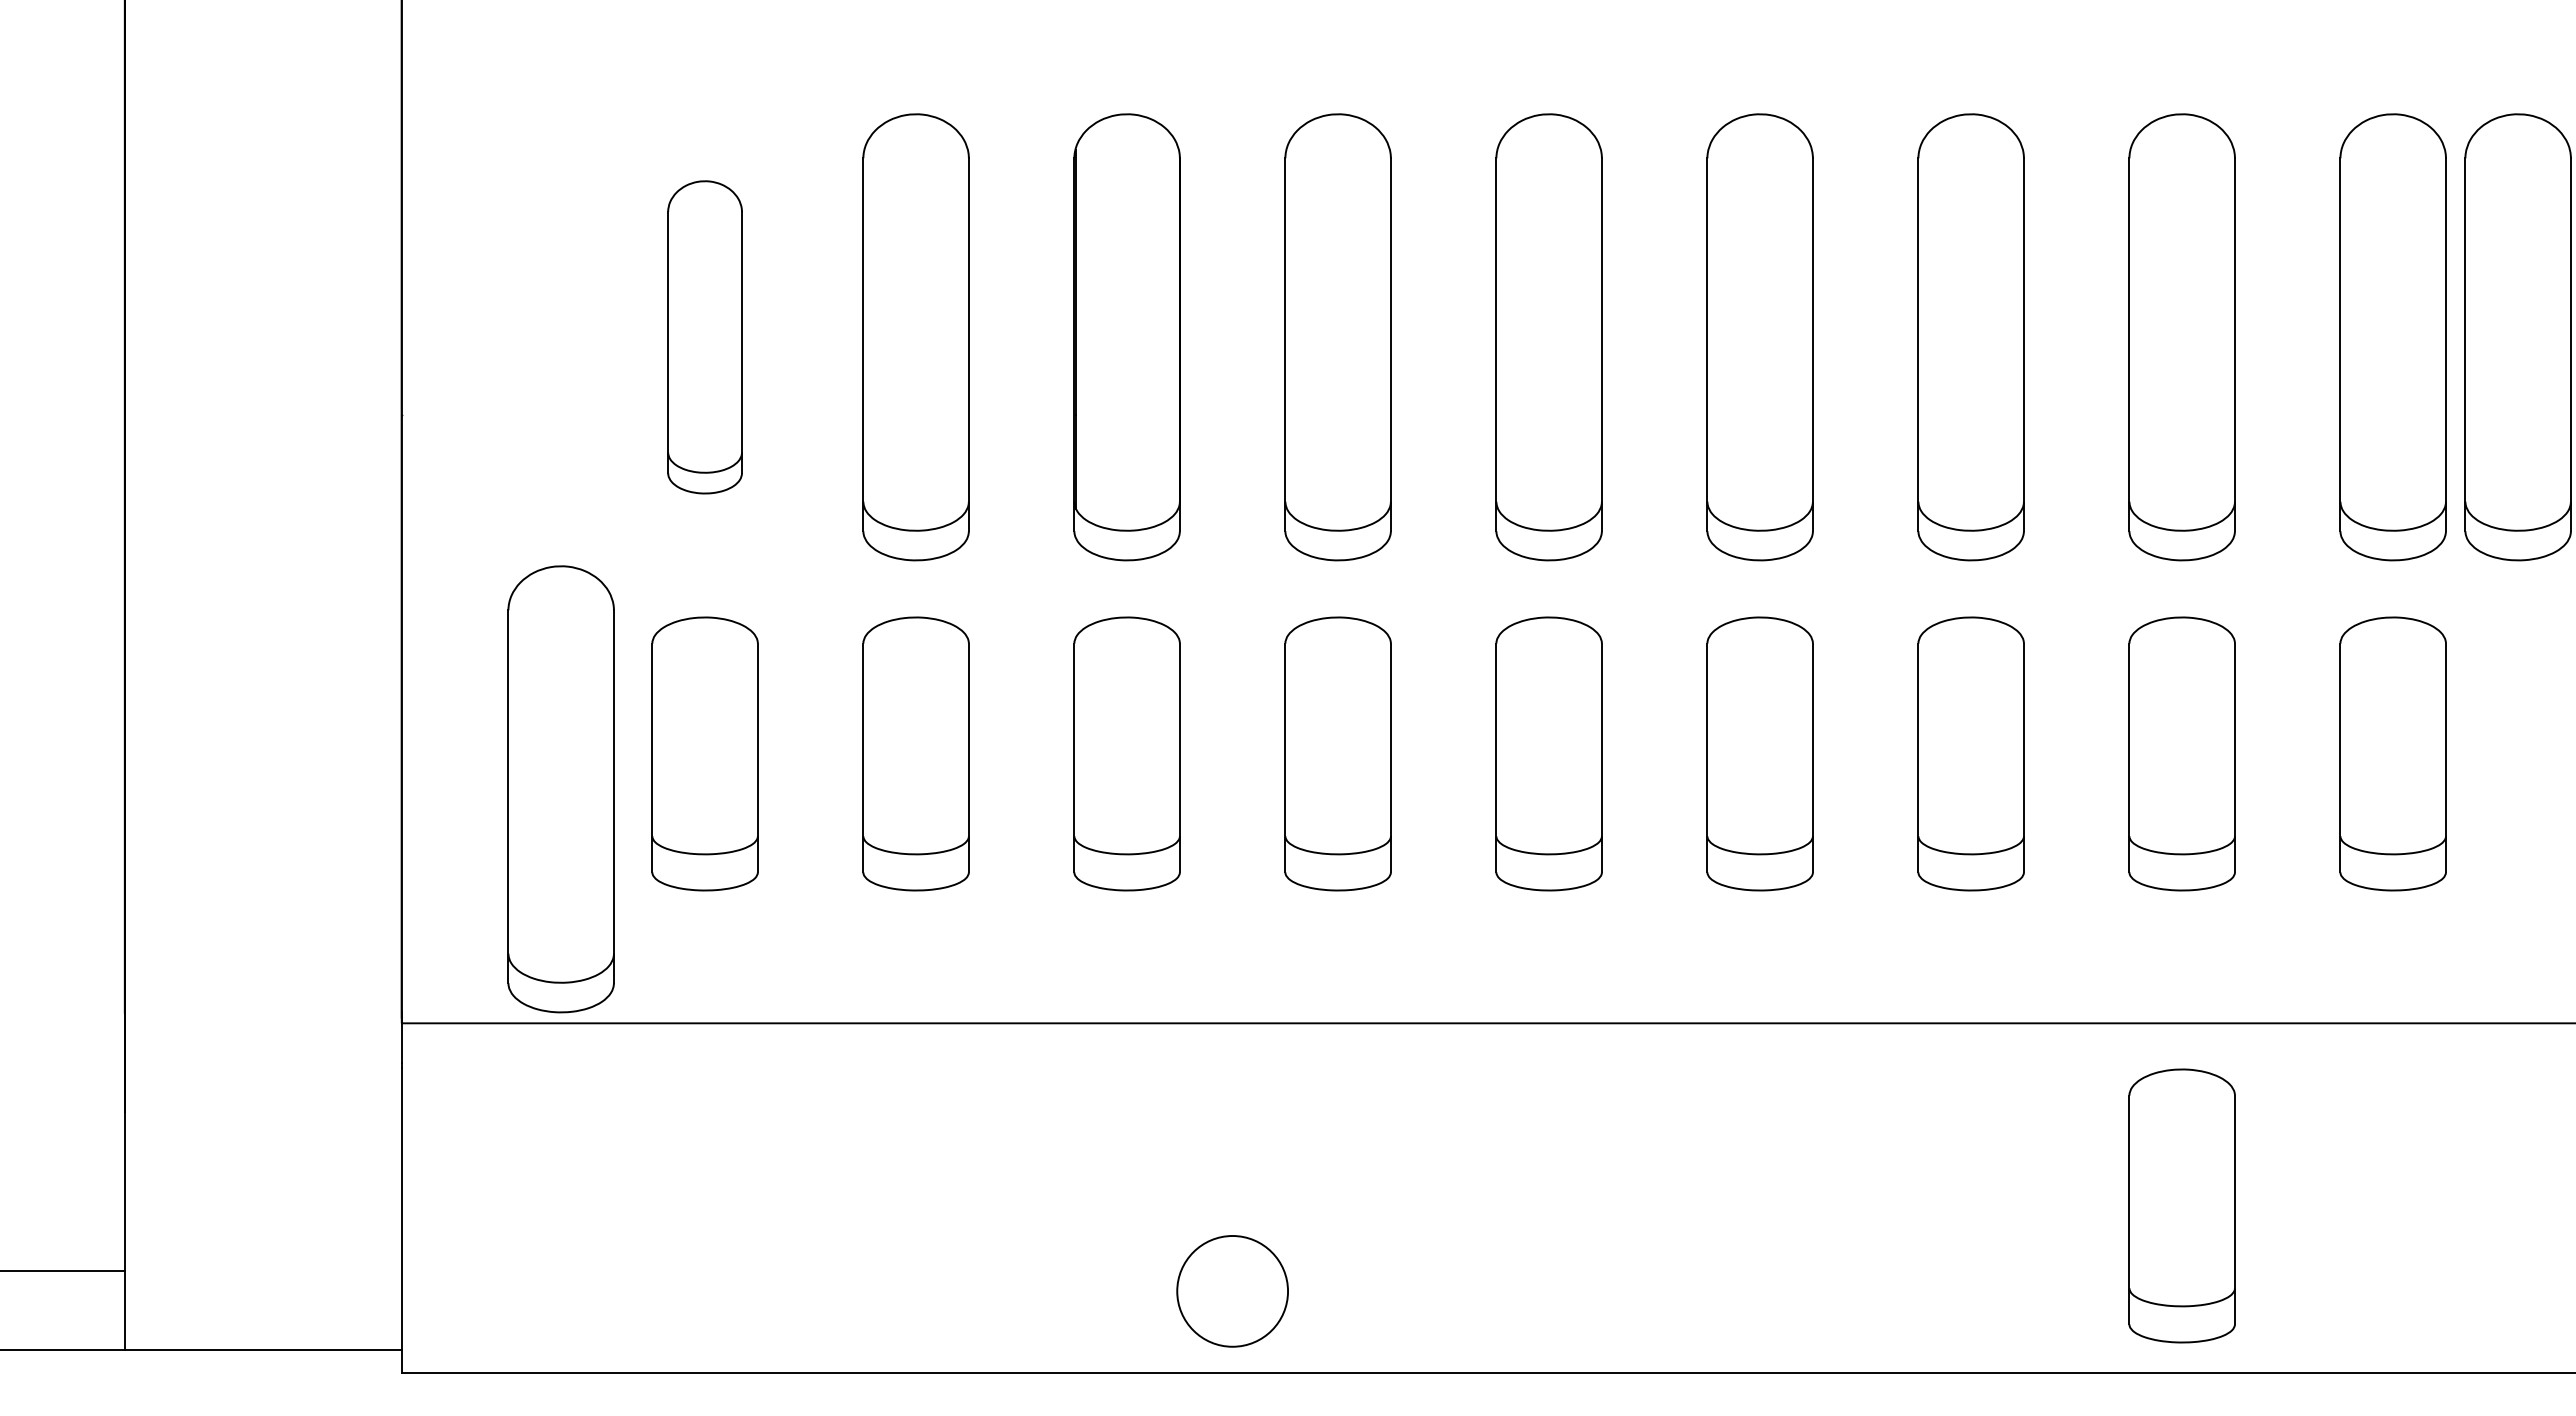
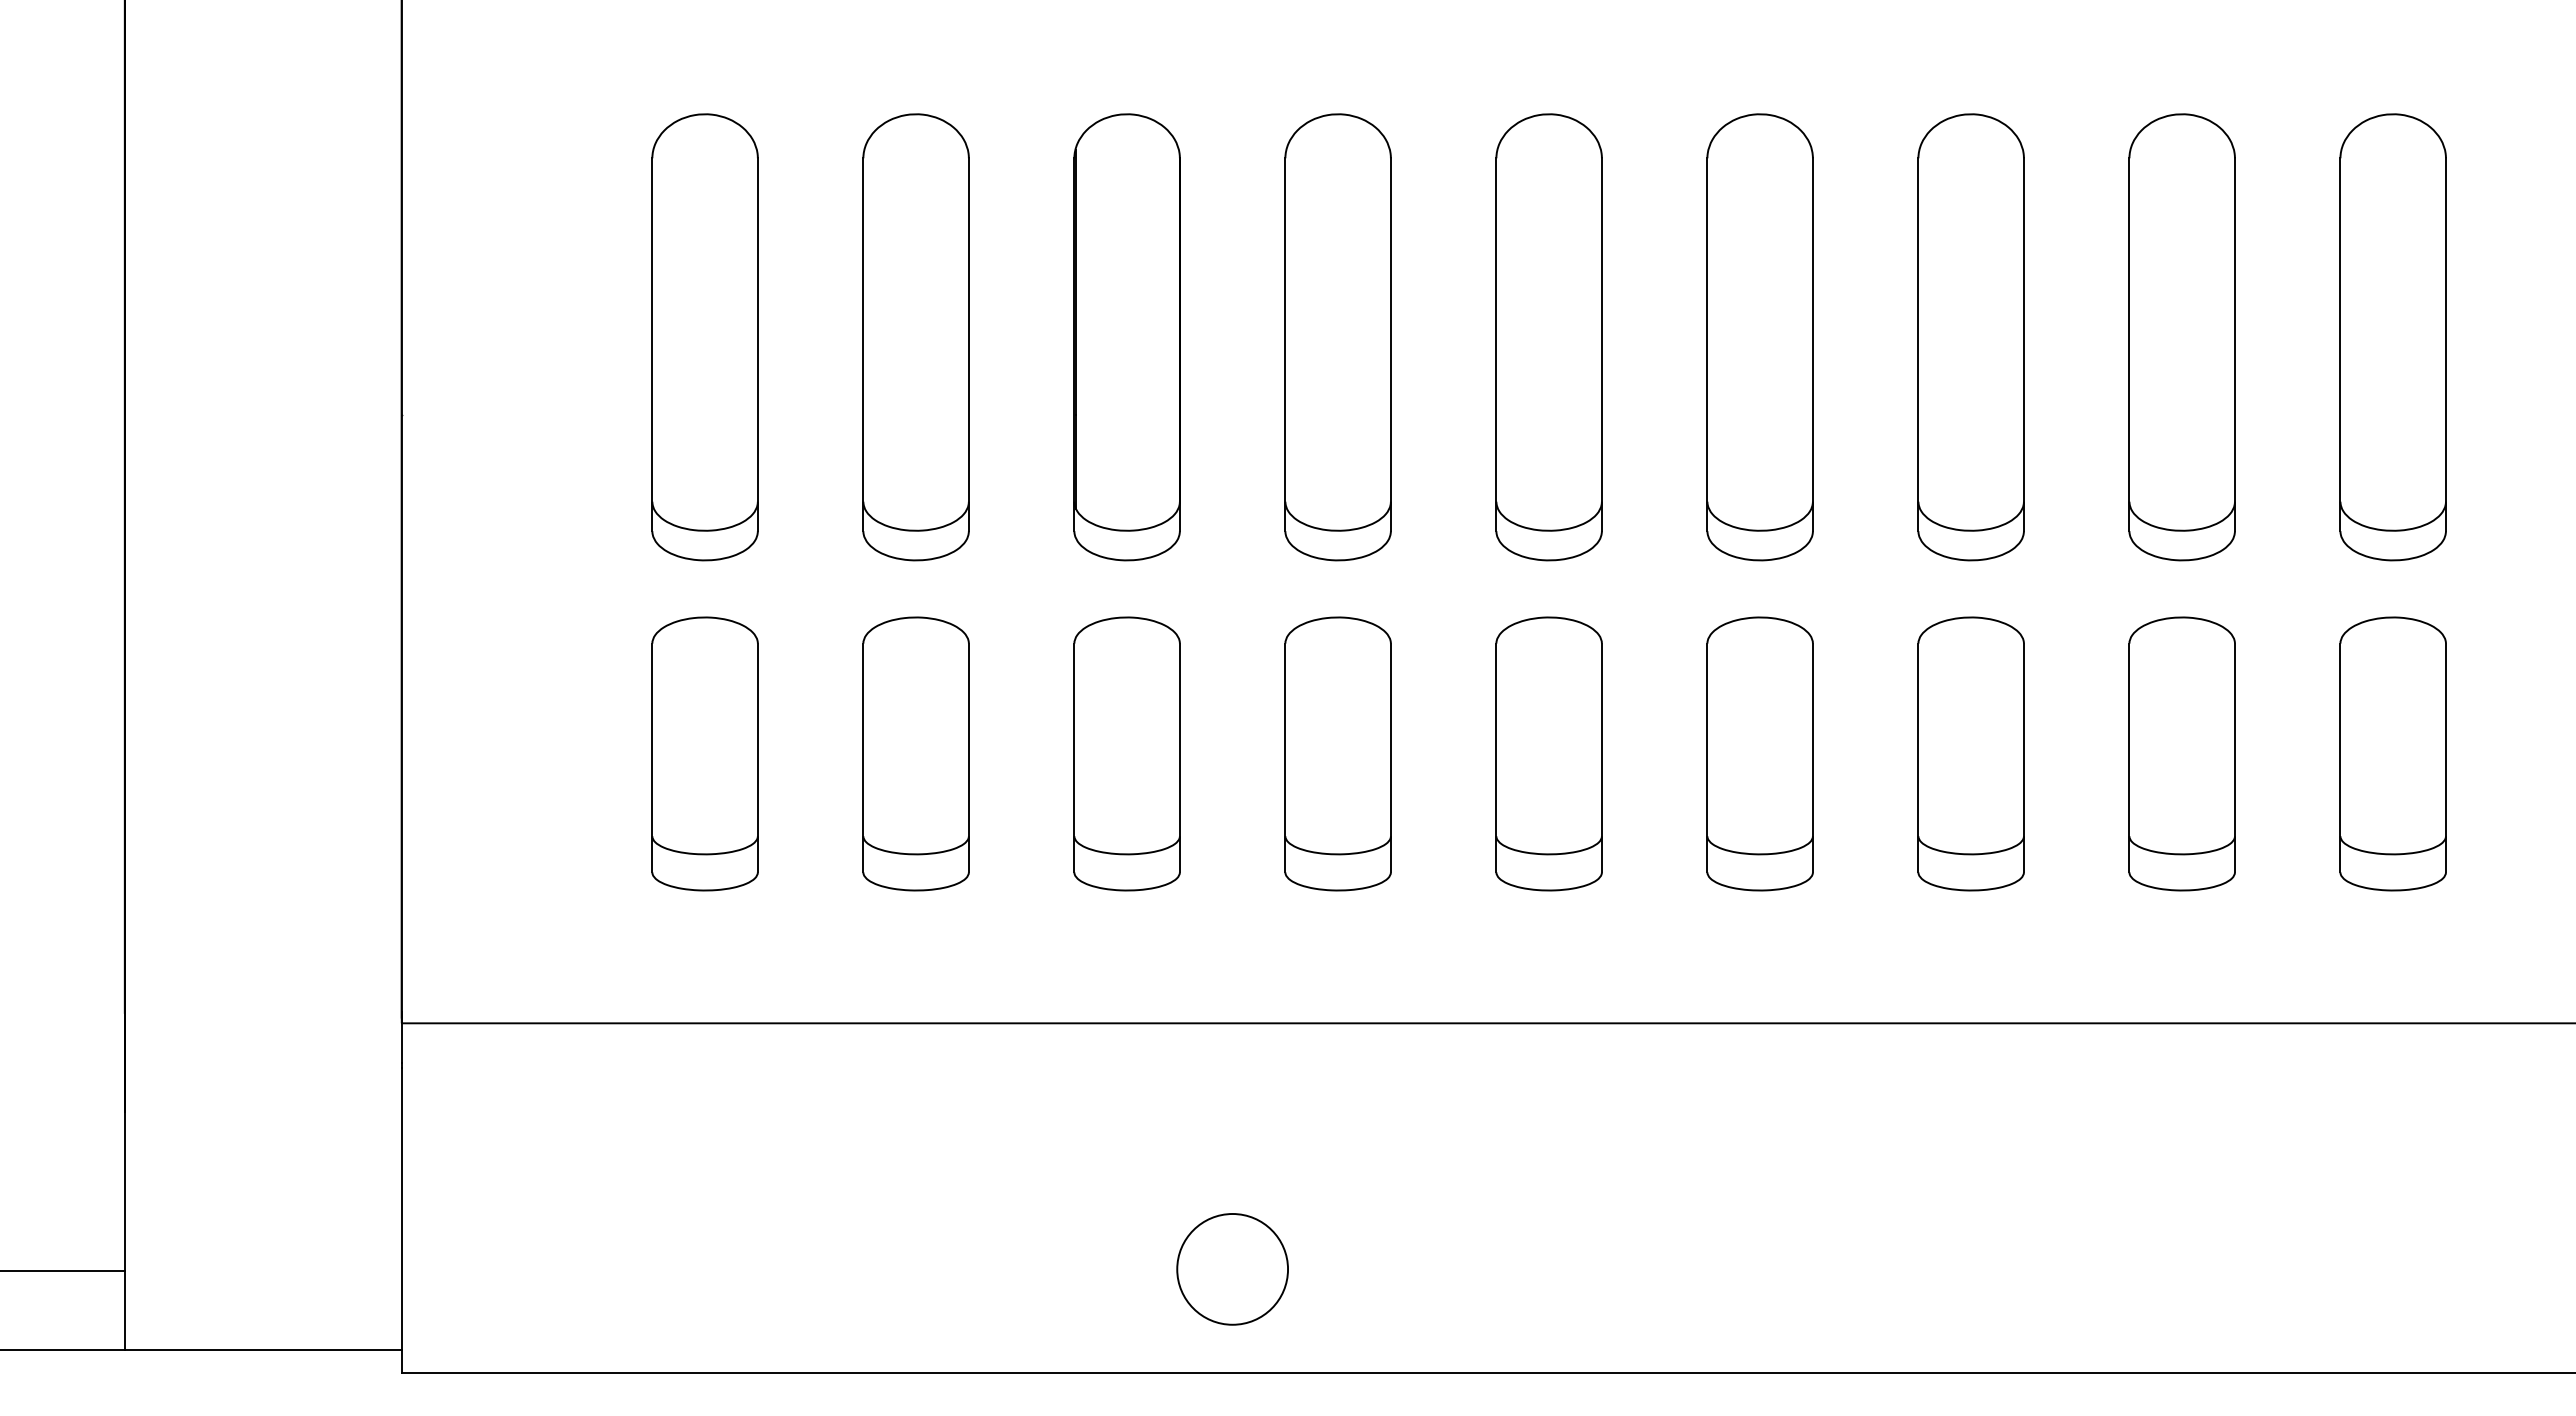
part size: 76x315 px -> 108x449 px (704, 337)
part: present -> none (2517, 337)
part: present -> none (560, 789)
part: present -> none (2181, 1205)
circle position: (1232, 1291) -> (1232, 1269) (1232, 1269)
